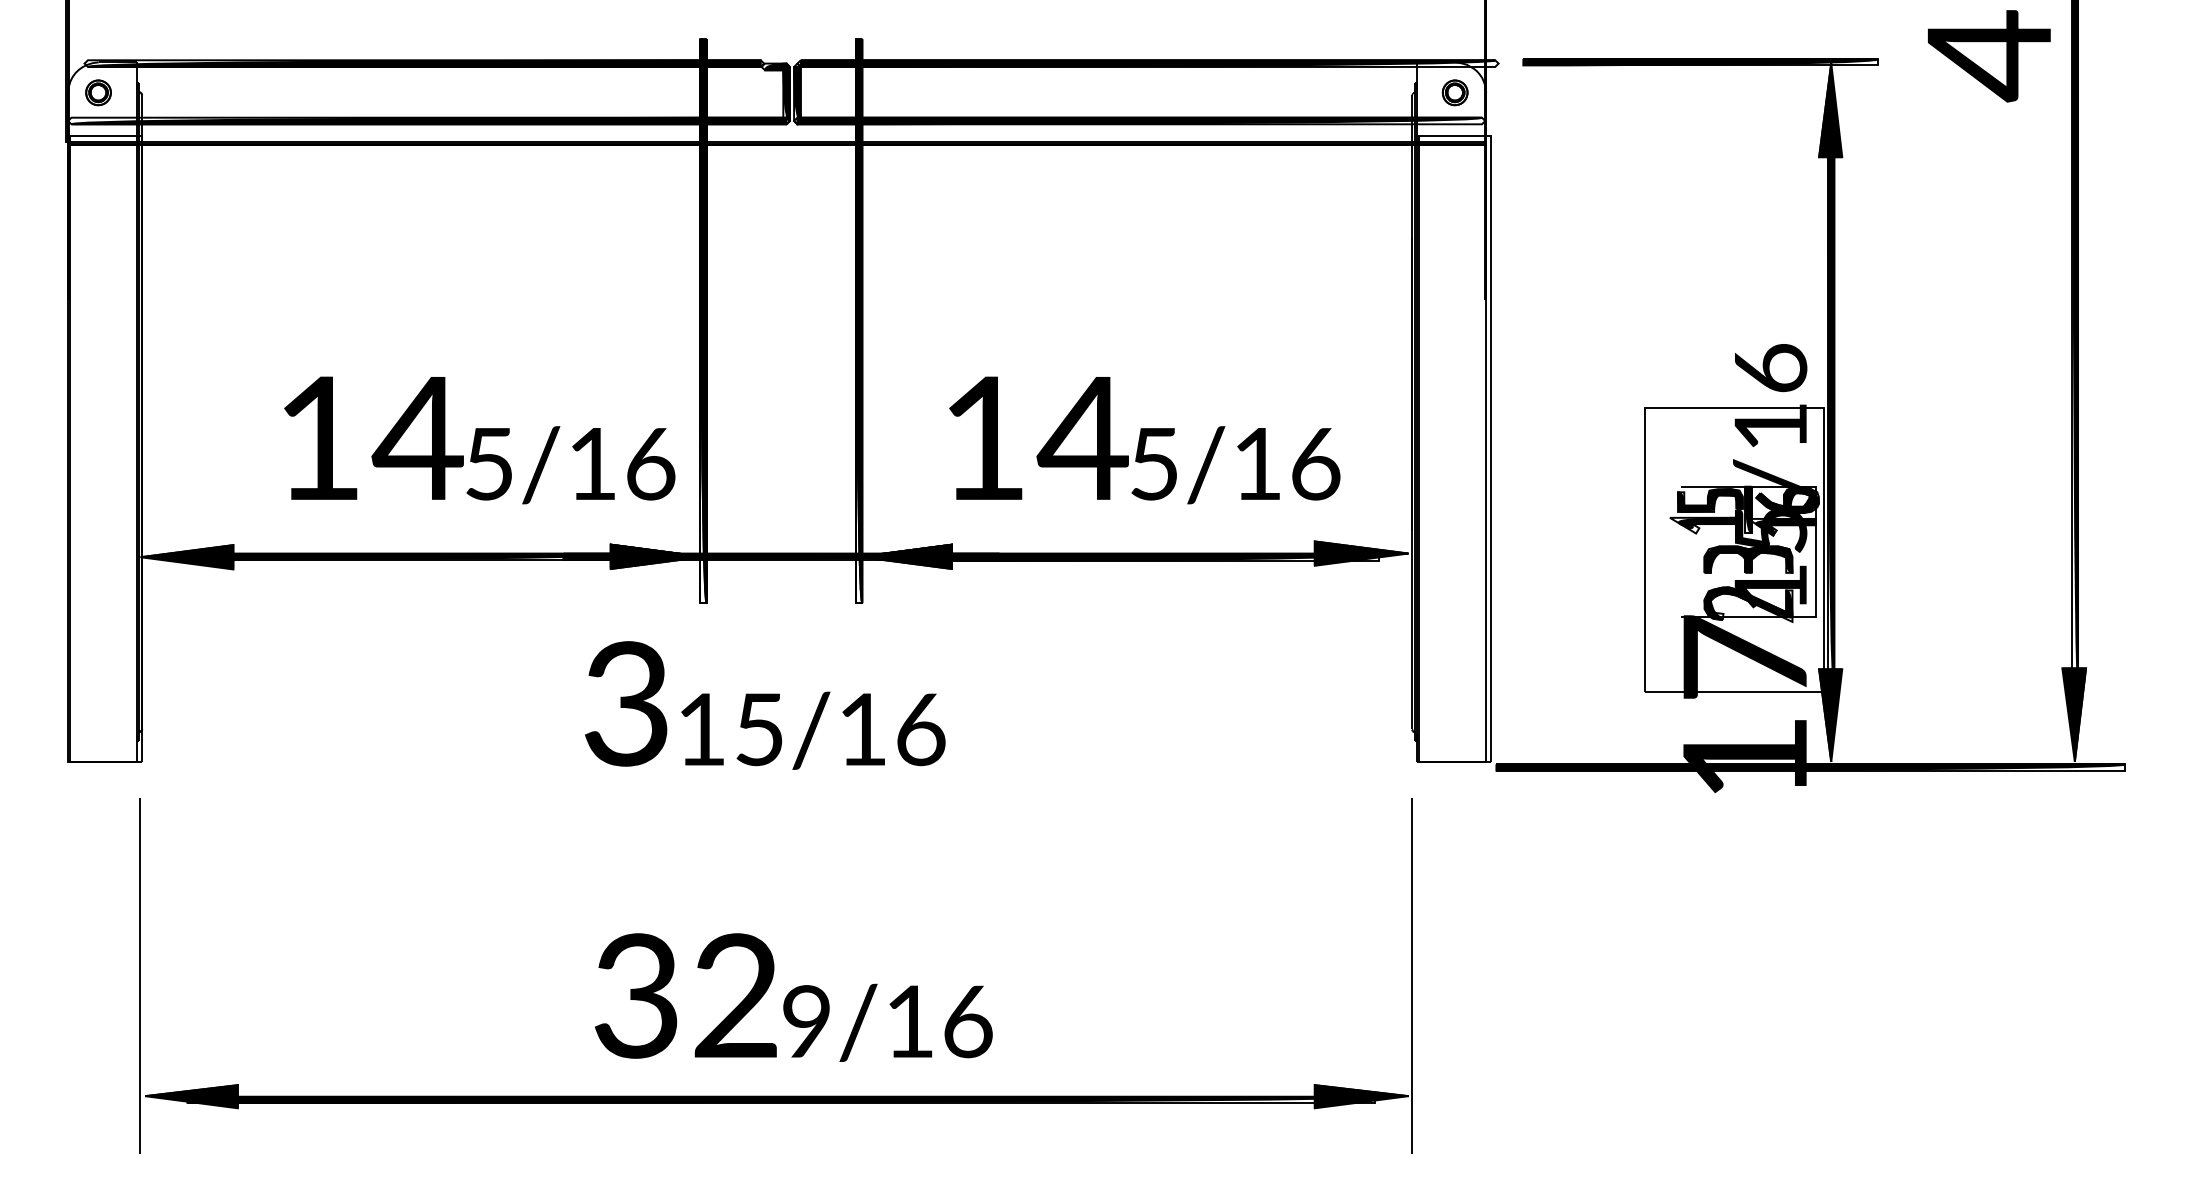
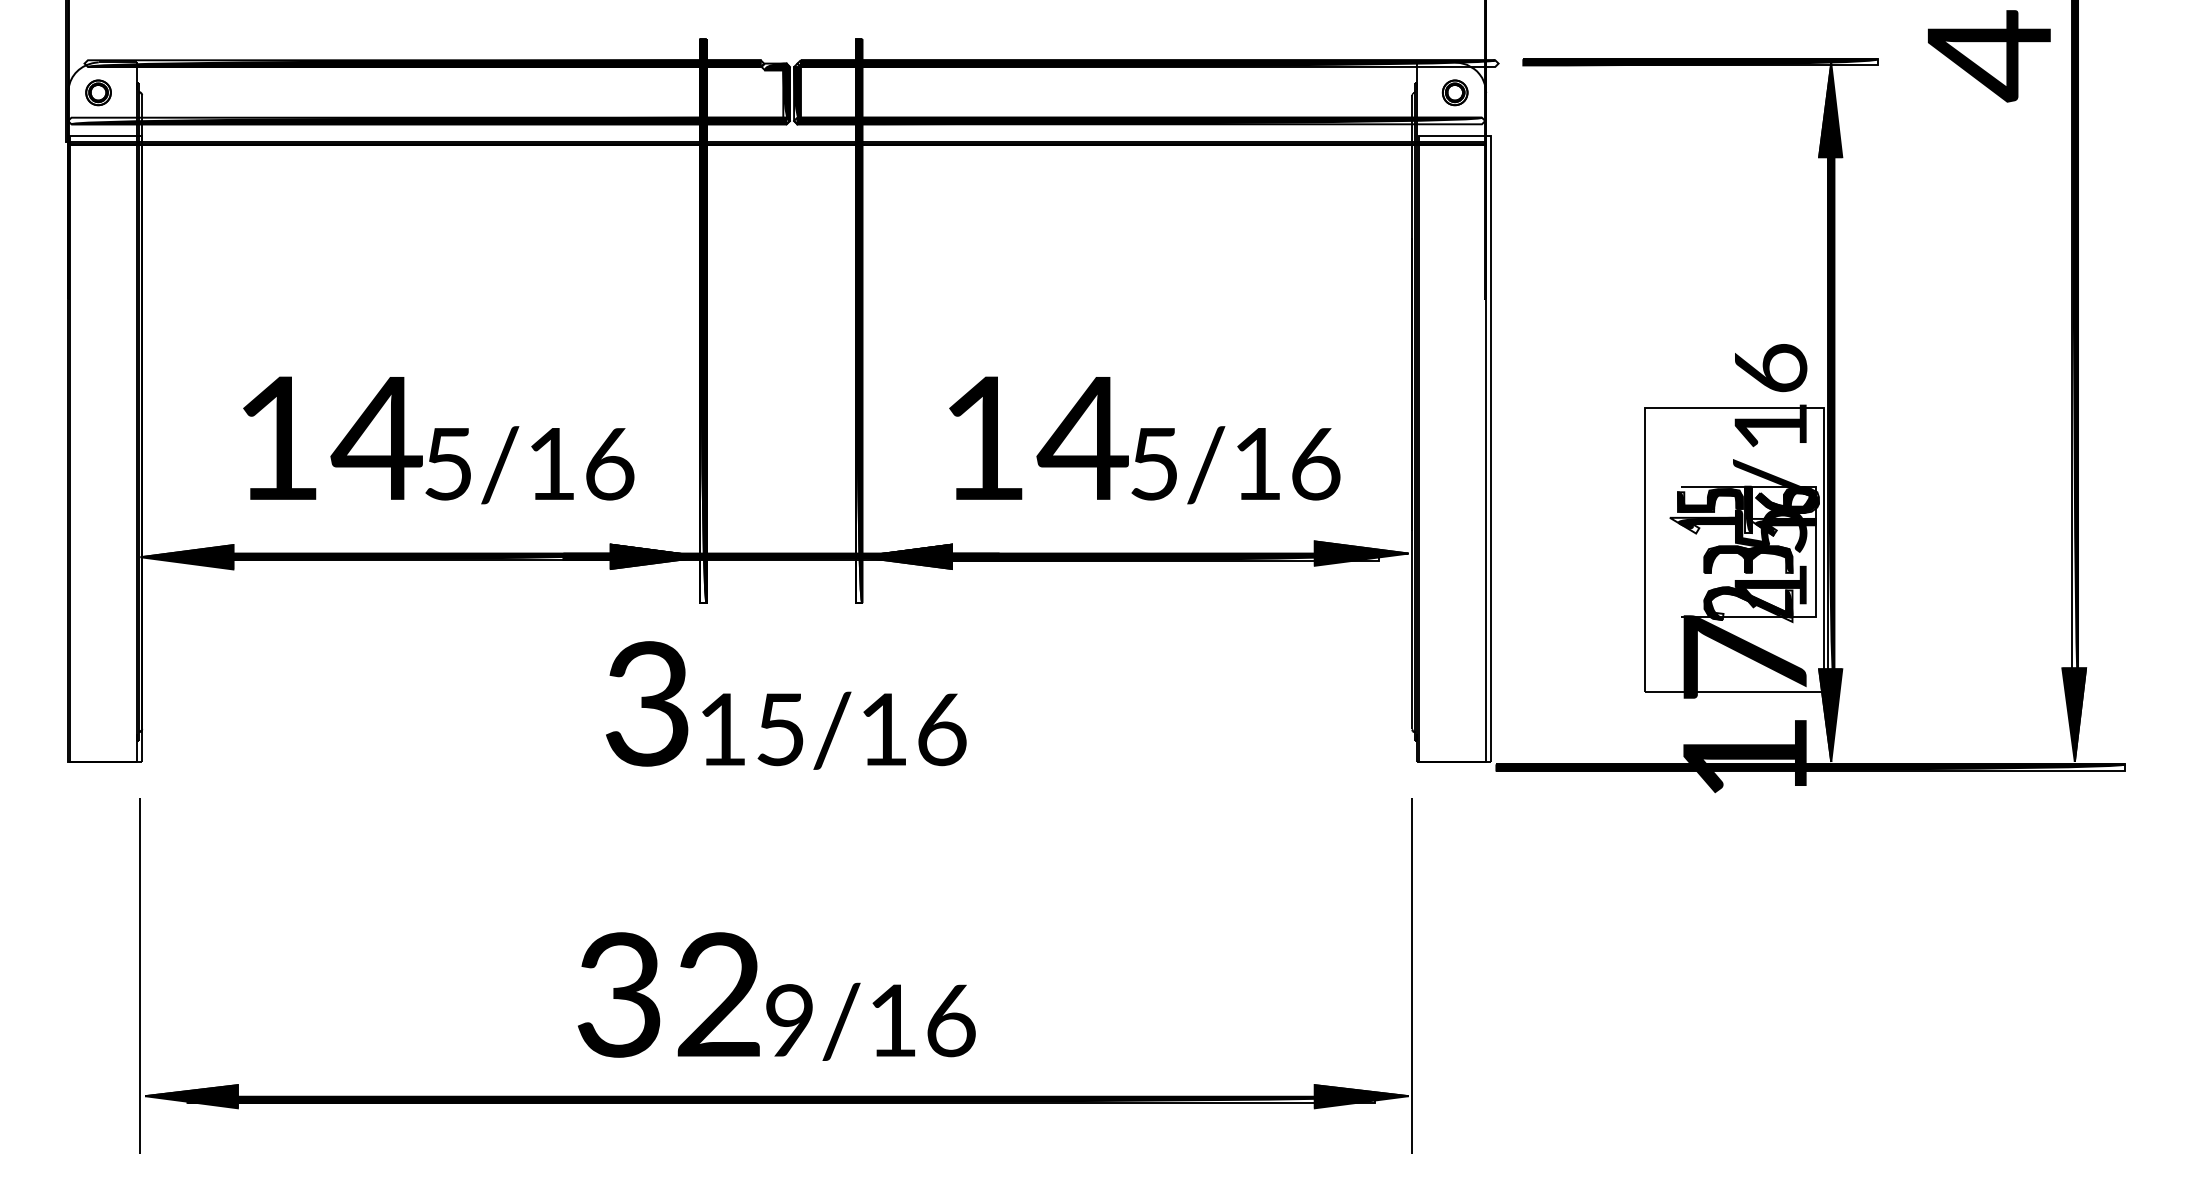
text position: (479, 440) -> (438, 440) (438, 440)
text position: (765, 705) -> (786, 705) (786, 705)
text position: (793, 997) -> (776, 996) (776, 996)
